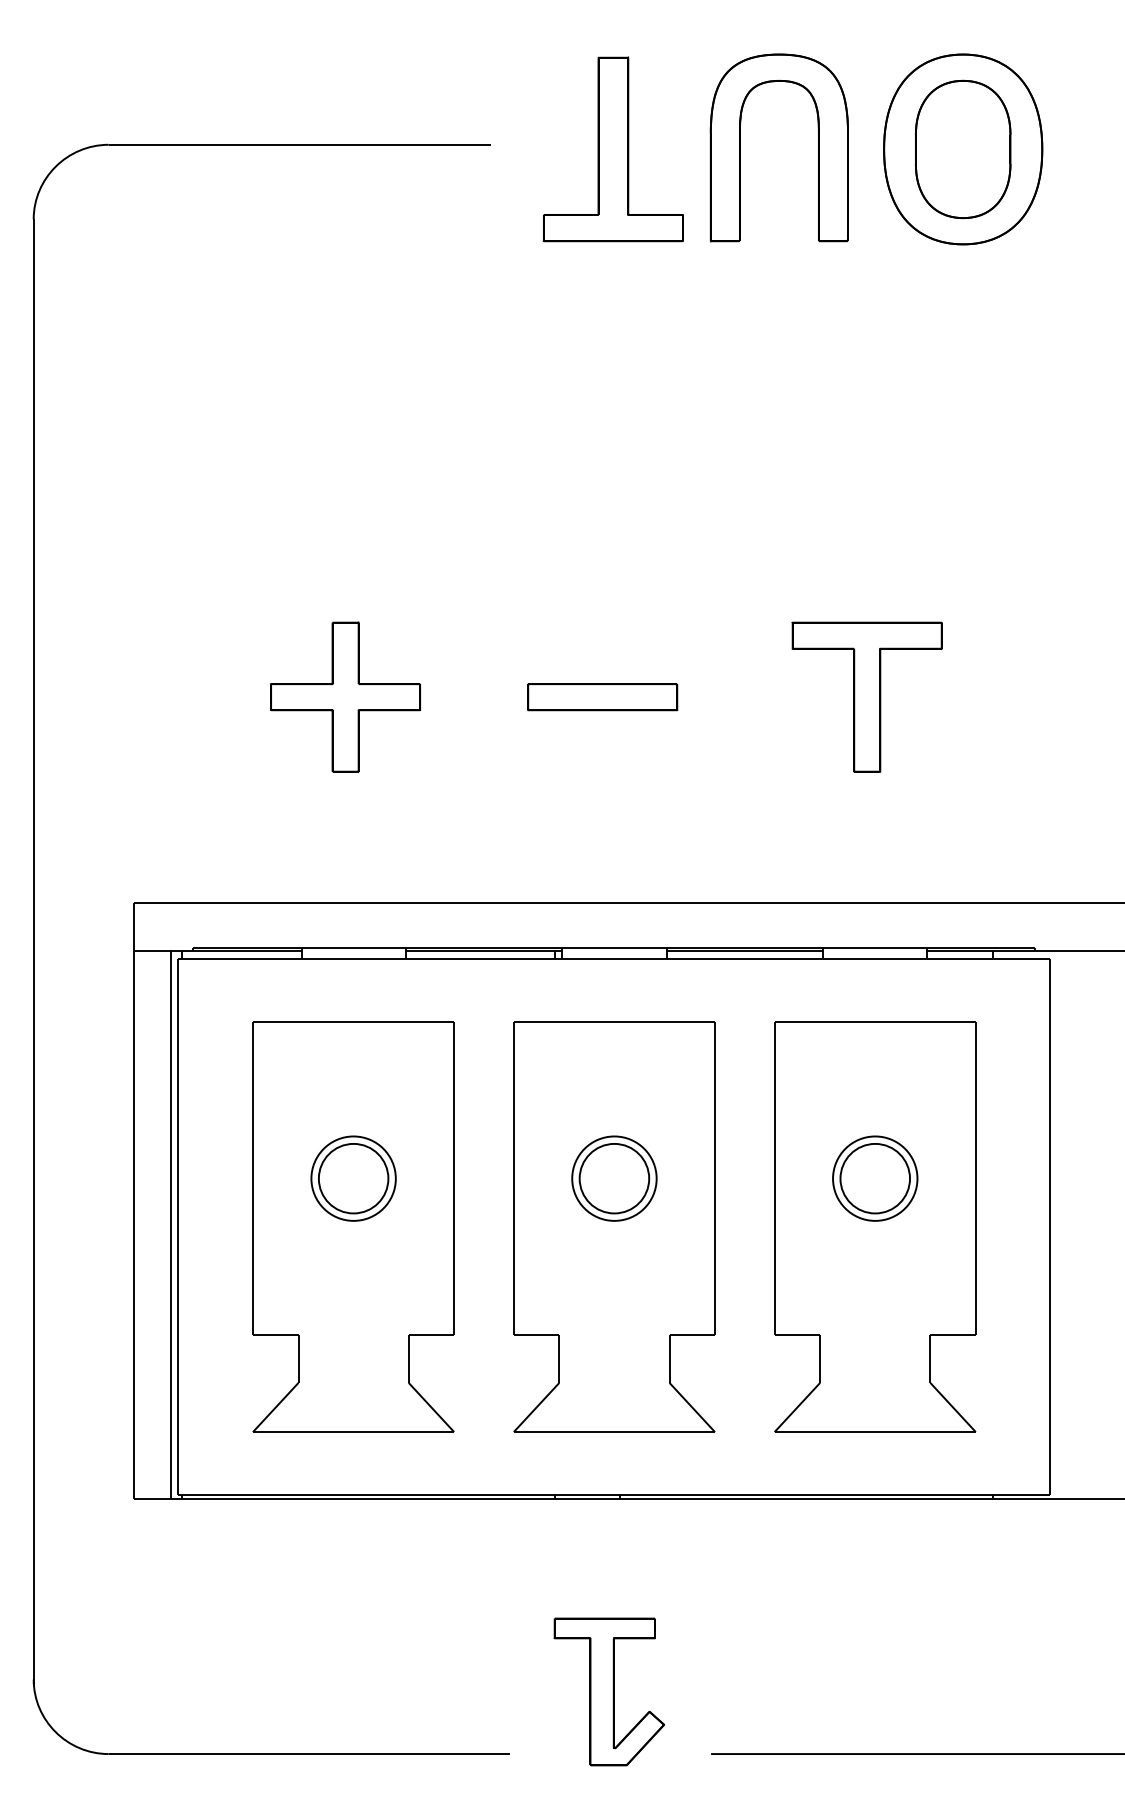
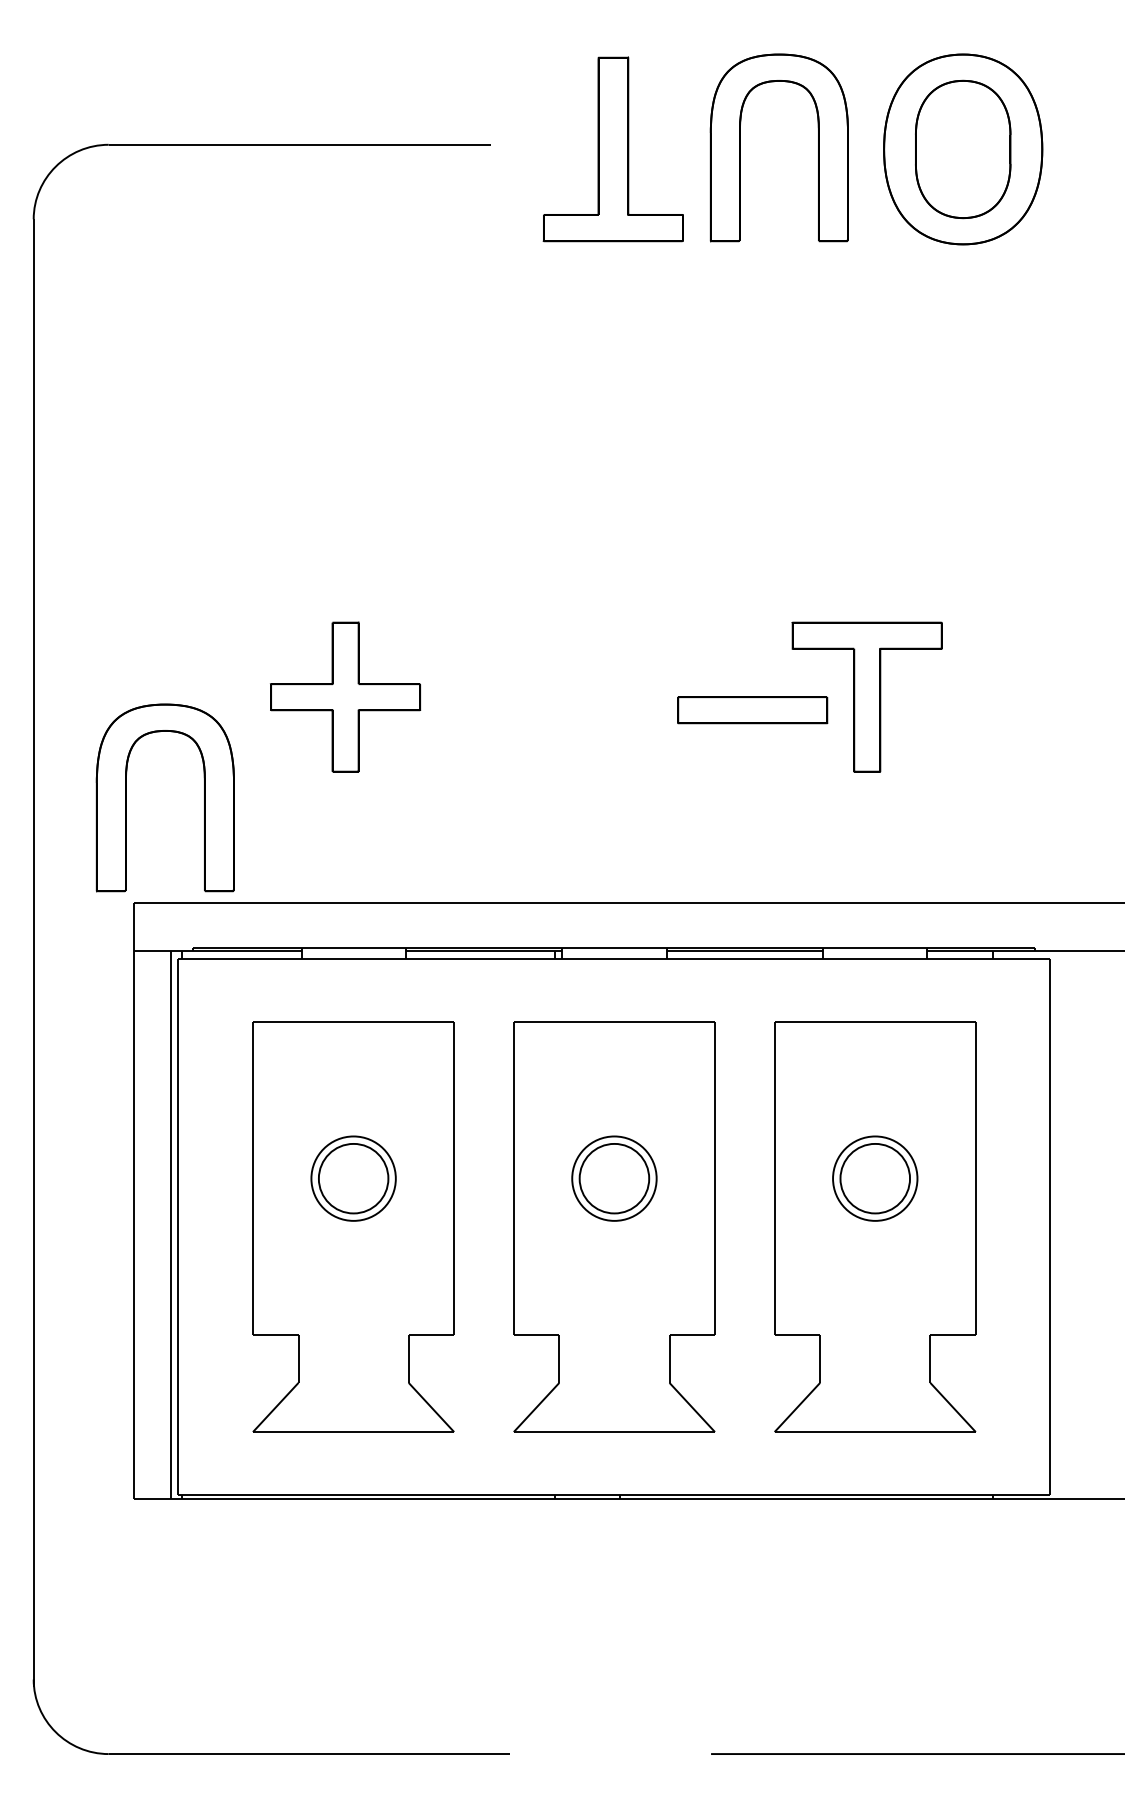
part position: (602, 697) -> (752, 710) (752, 710)
part: none -> present (126, 797)
part: present -> none (608, 1691)
